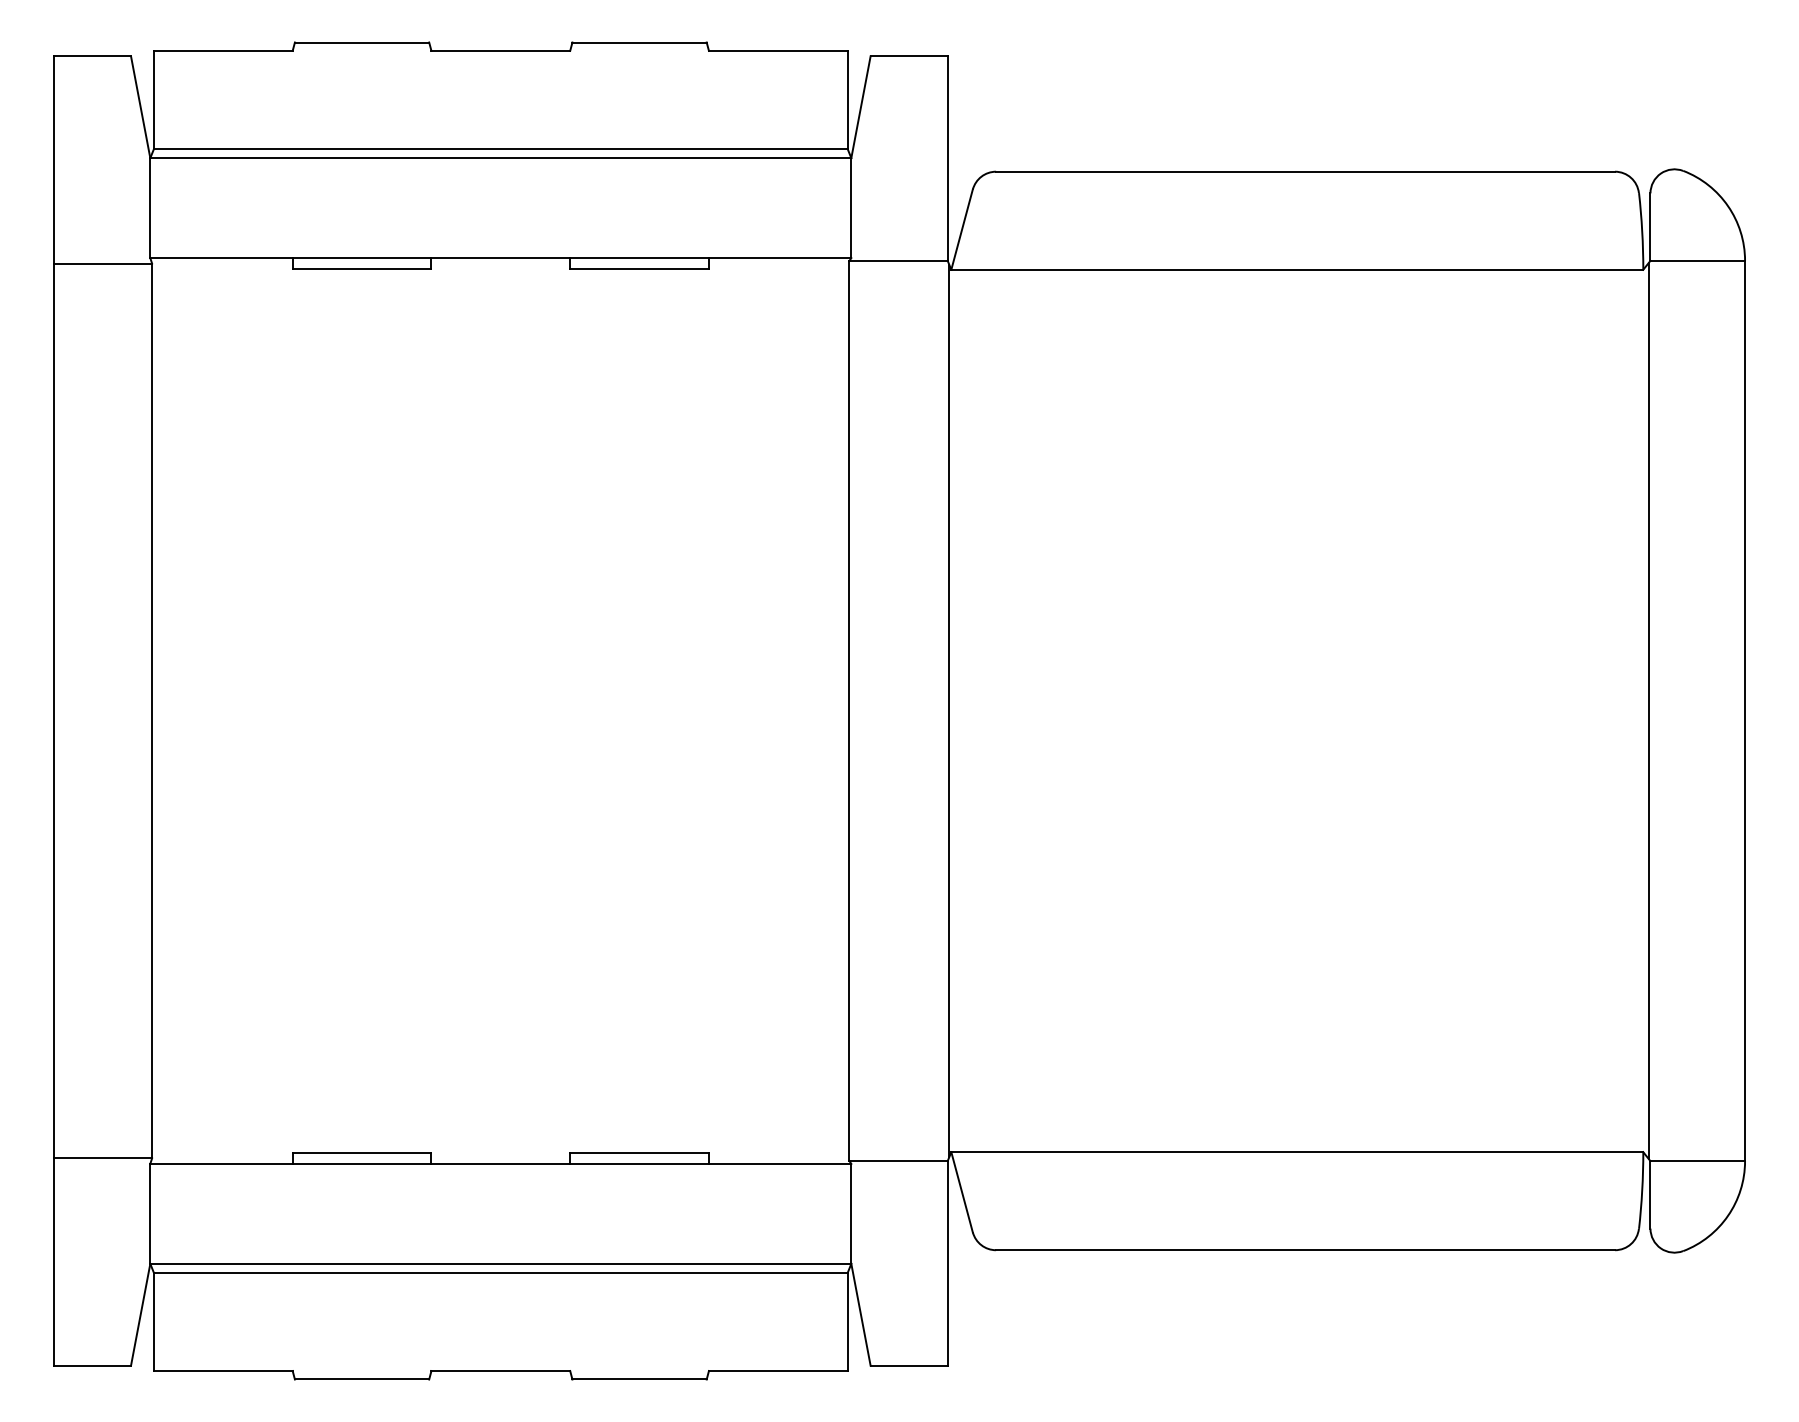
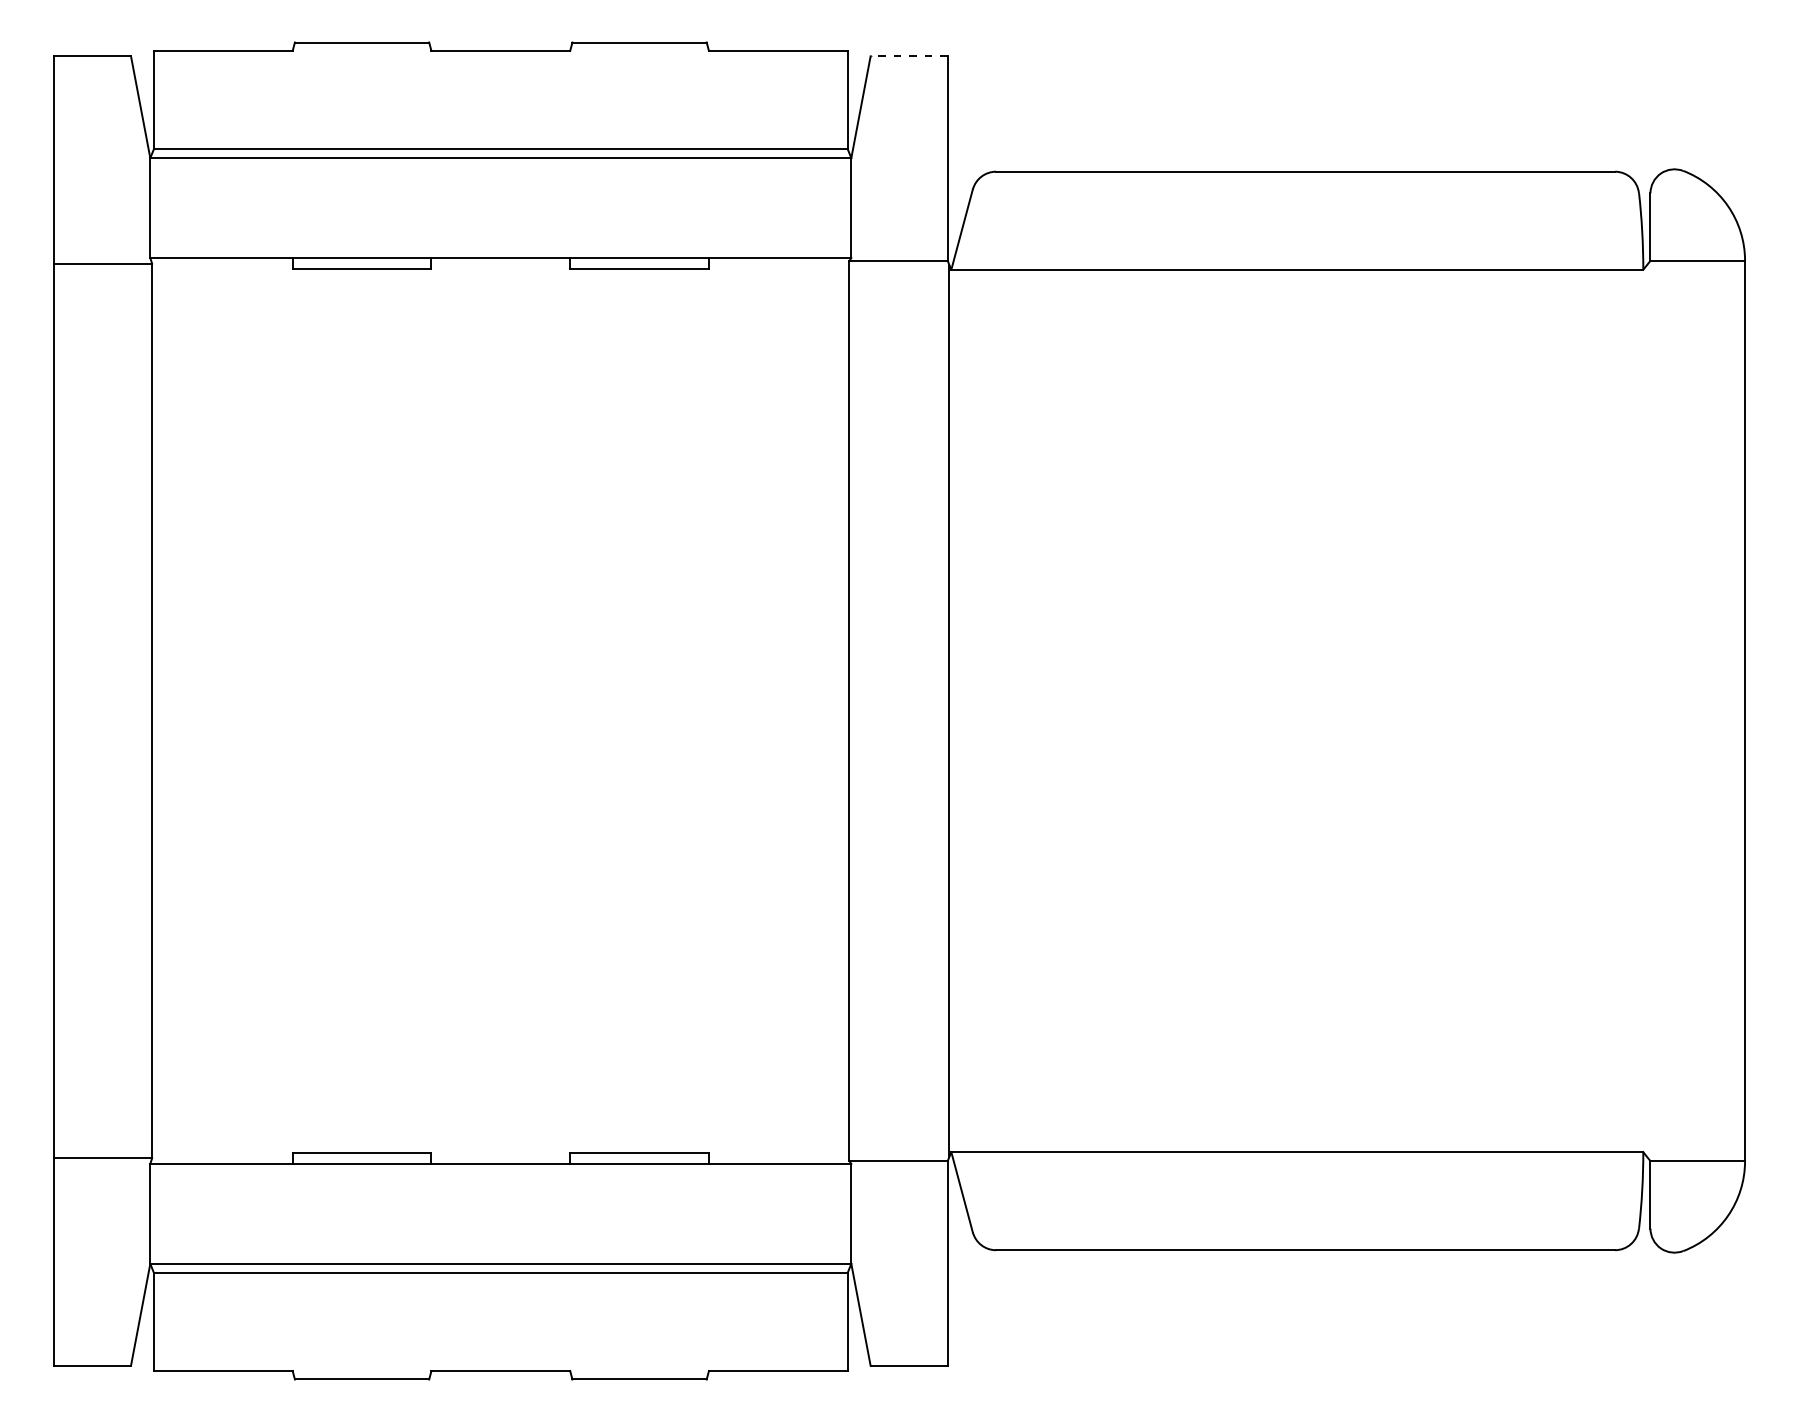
line: solid -> dashed (909, 56)
line: present -> none (1648, 710)
